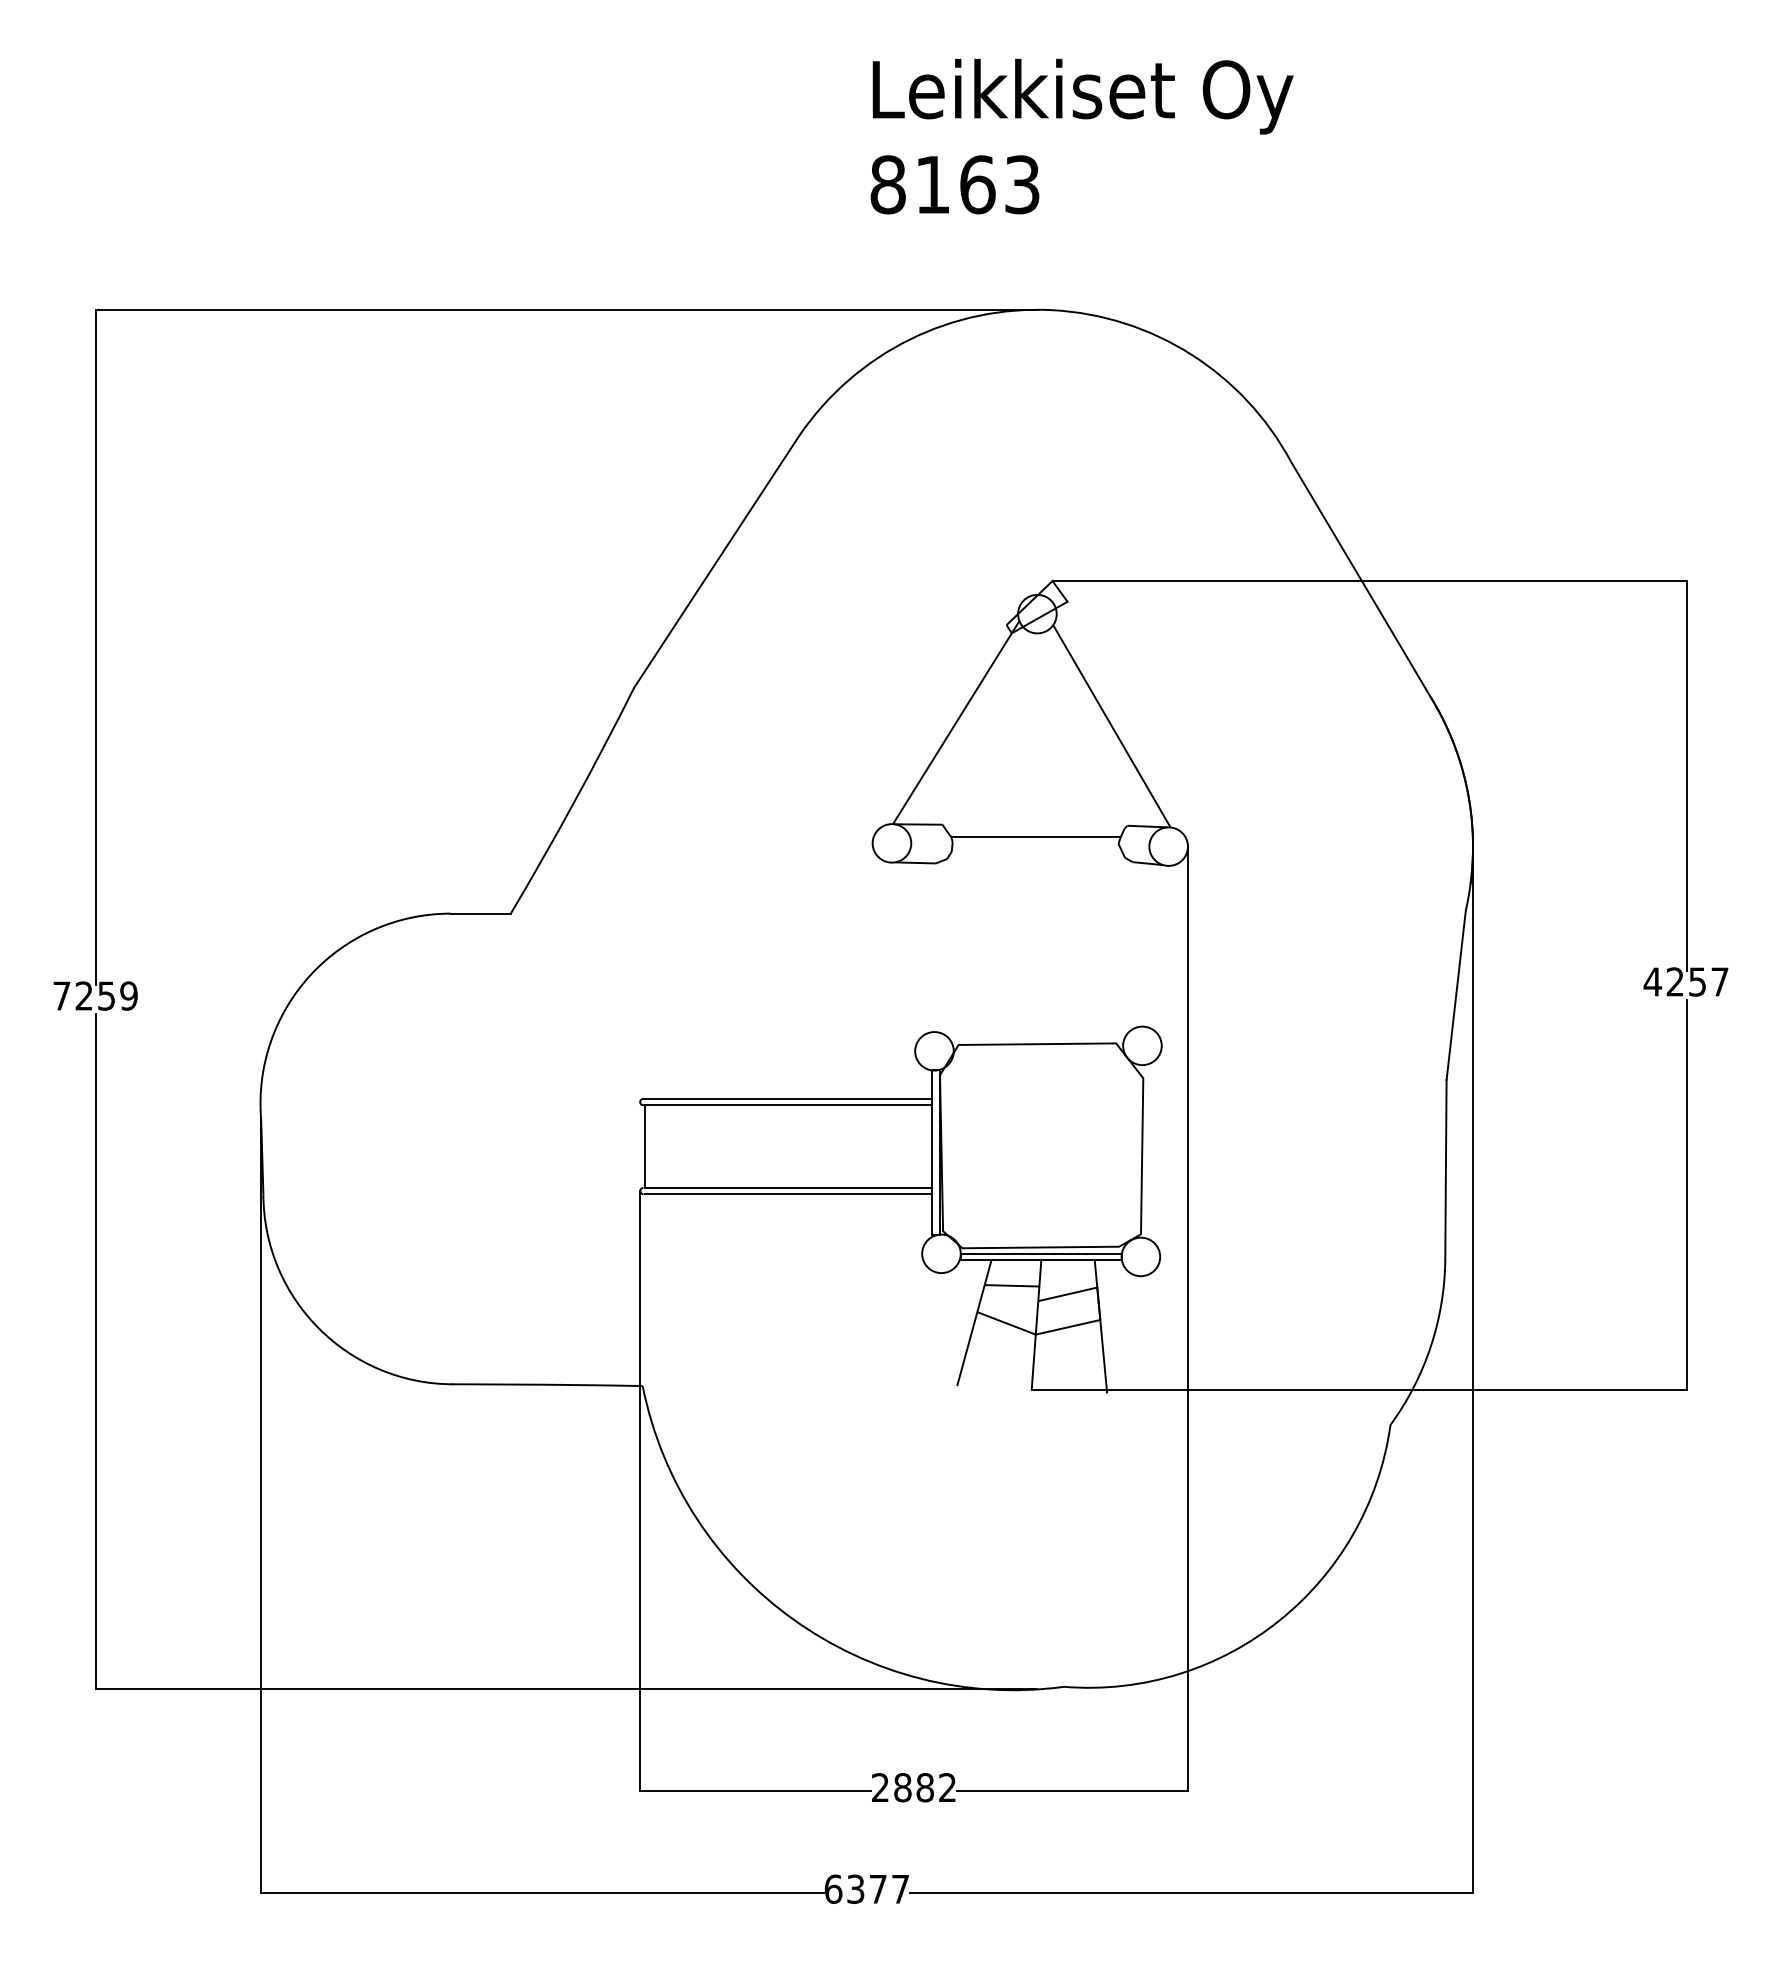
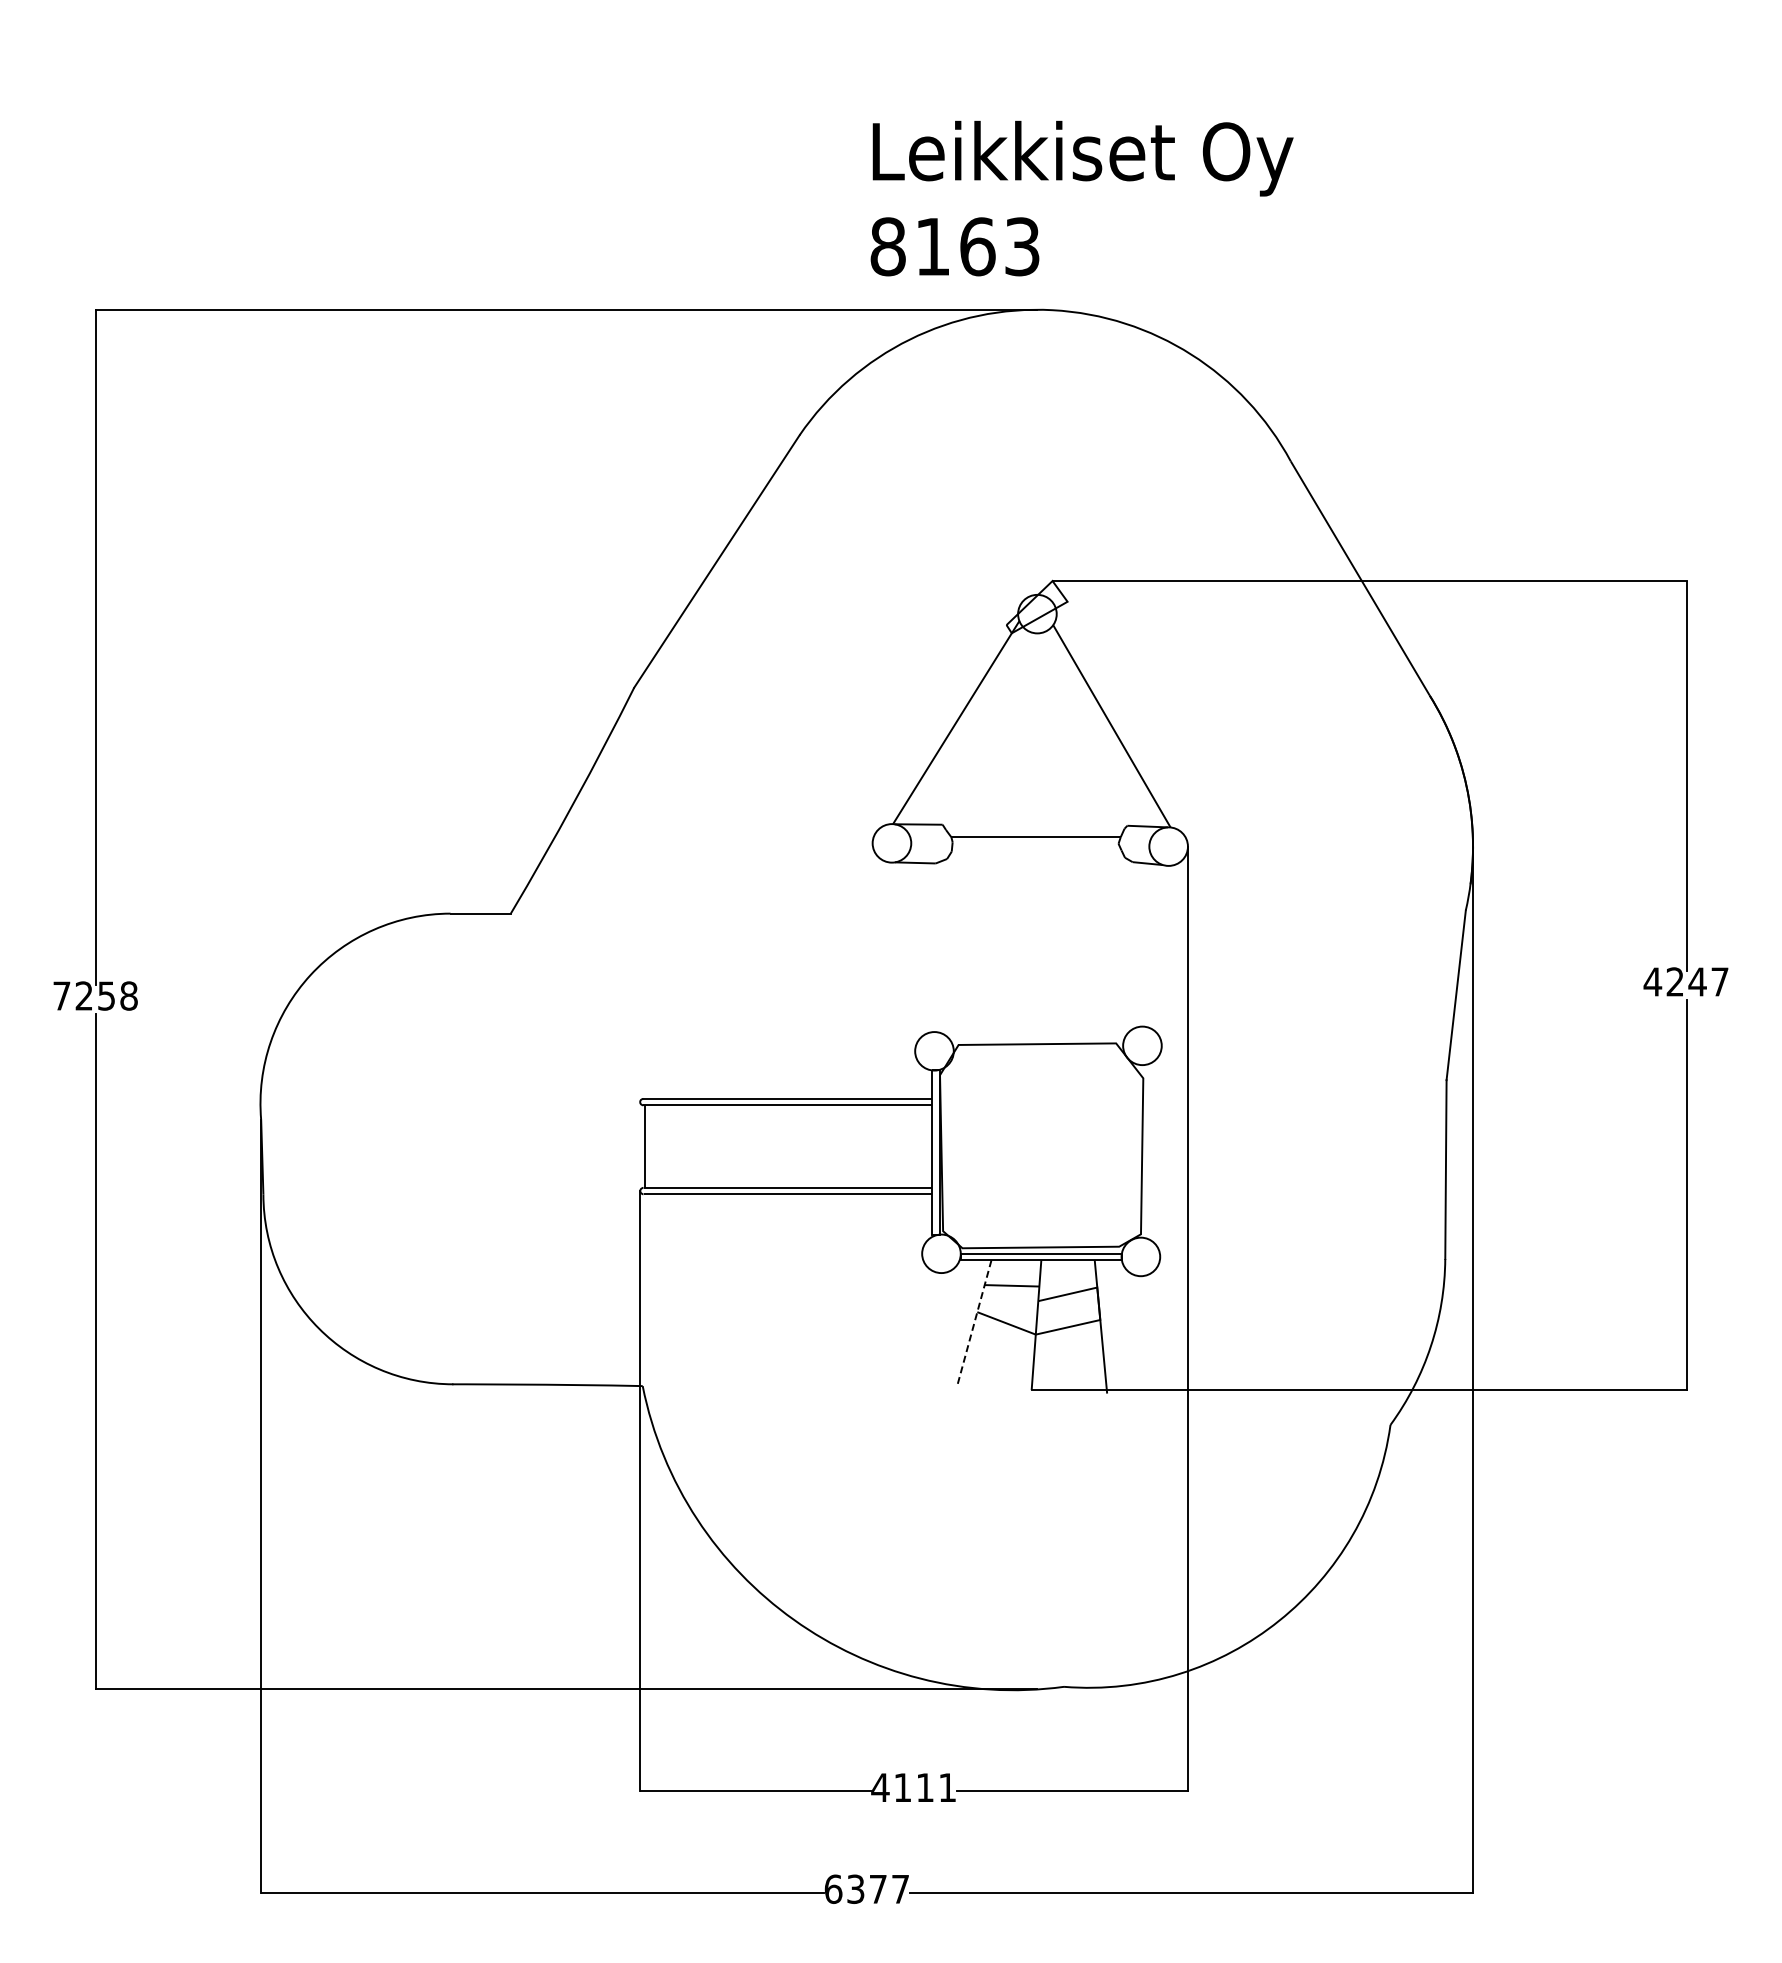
text position: (1081, 136) -> (1081, 198) (1081, 198)
text: 4257 -> 4247 (1697, 981)
text: 7259 -> 7258 (128, 995)
line: solid -> dashed (974, 1323)
text: 2882 -> 4111 (913, 1787)
